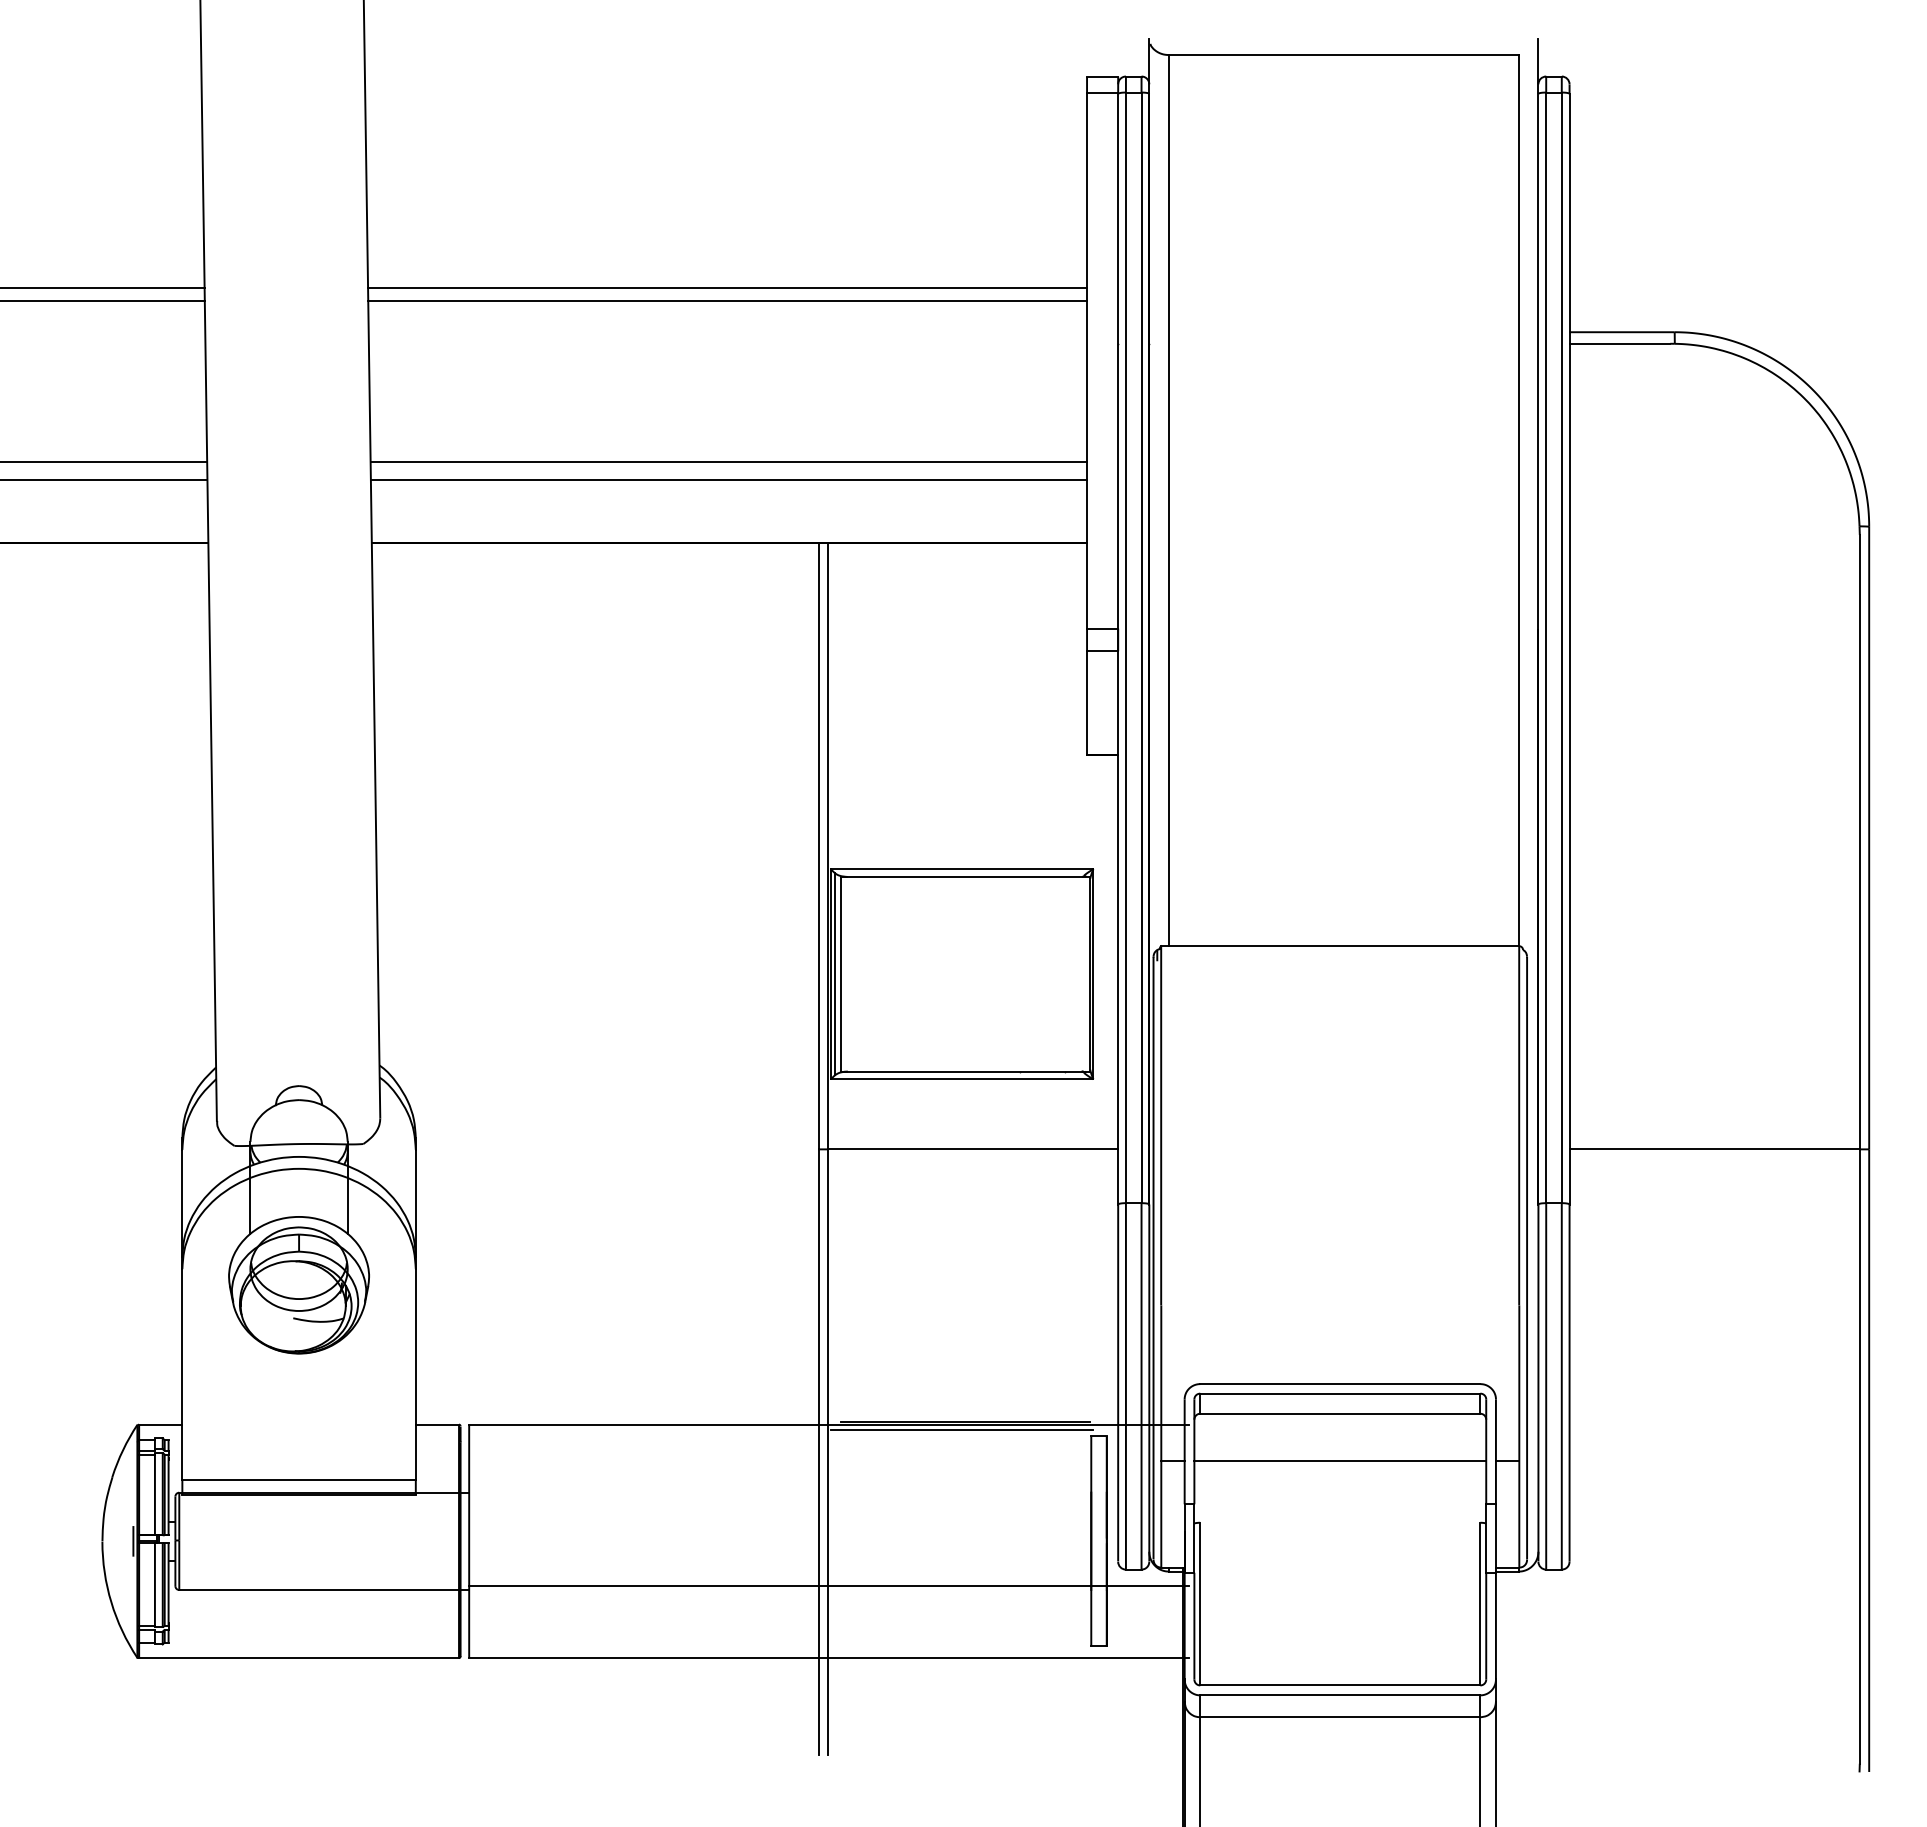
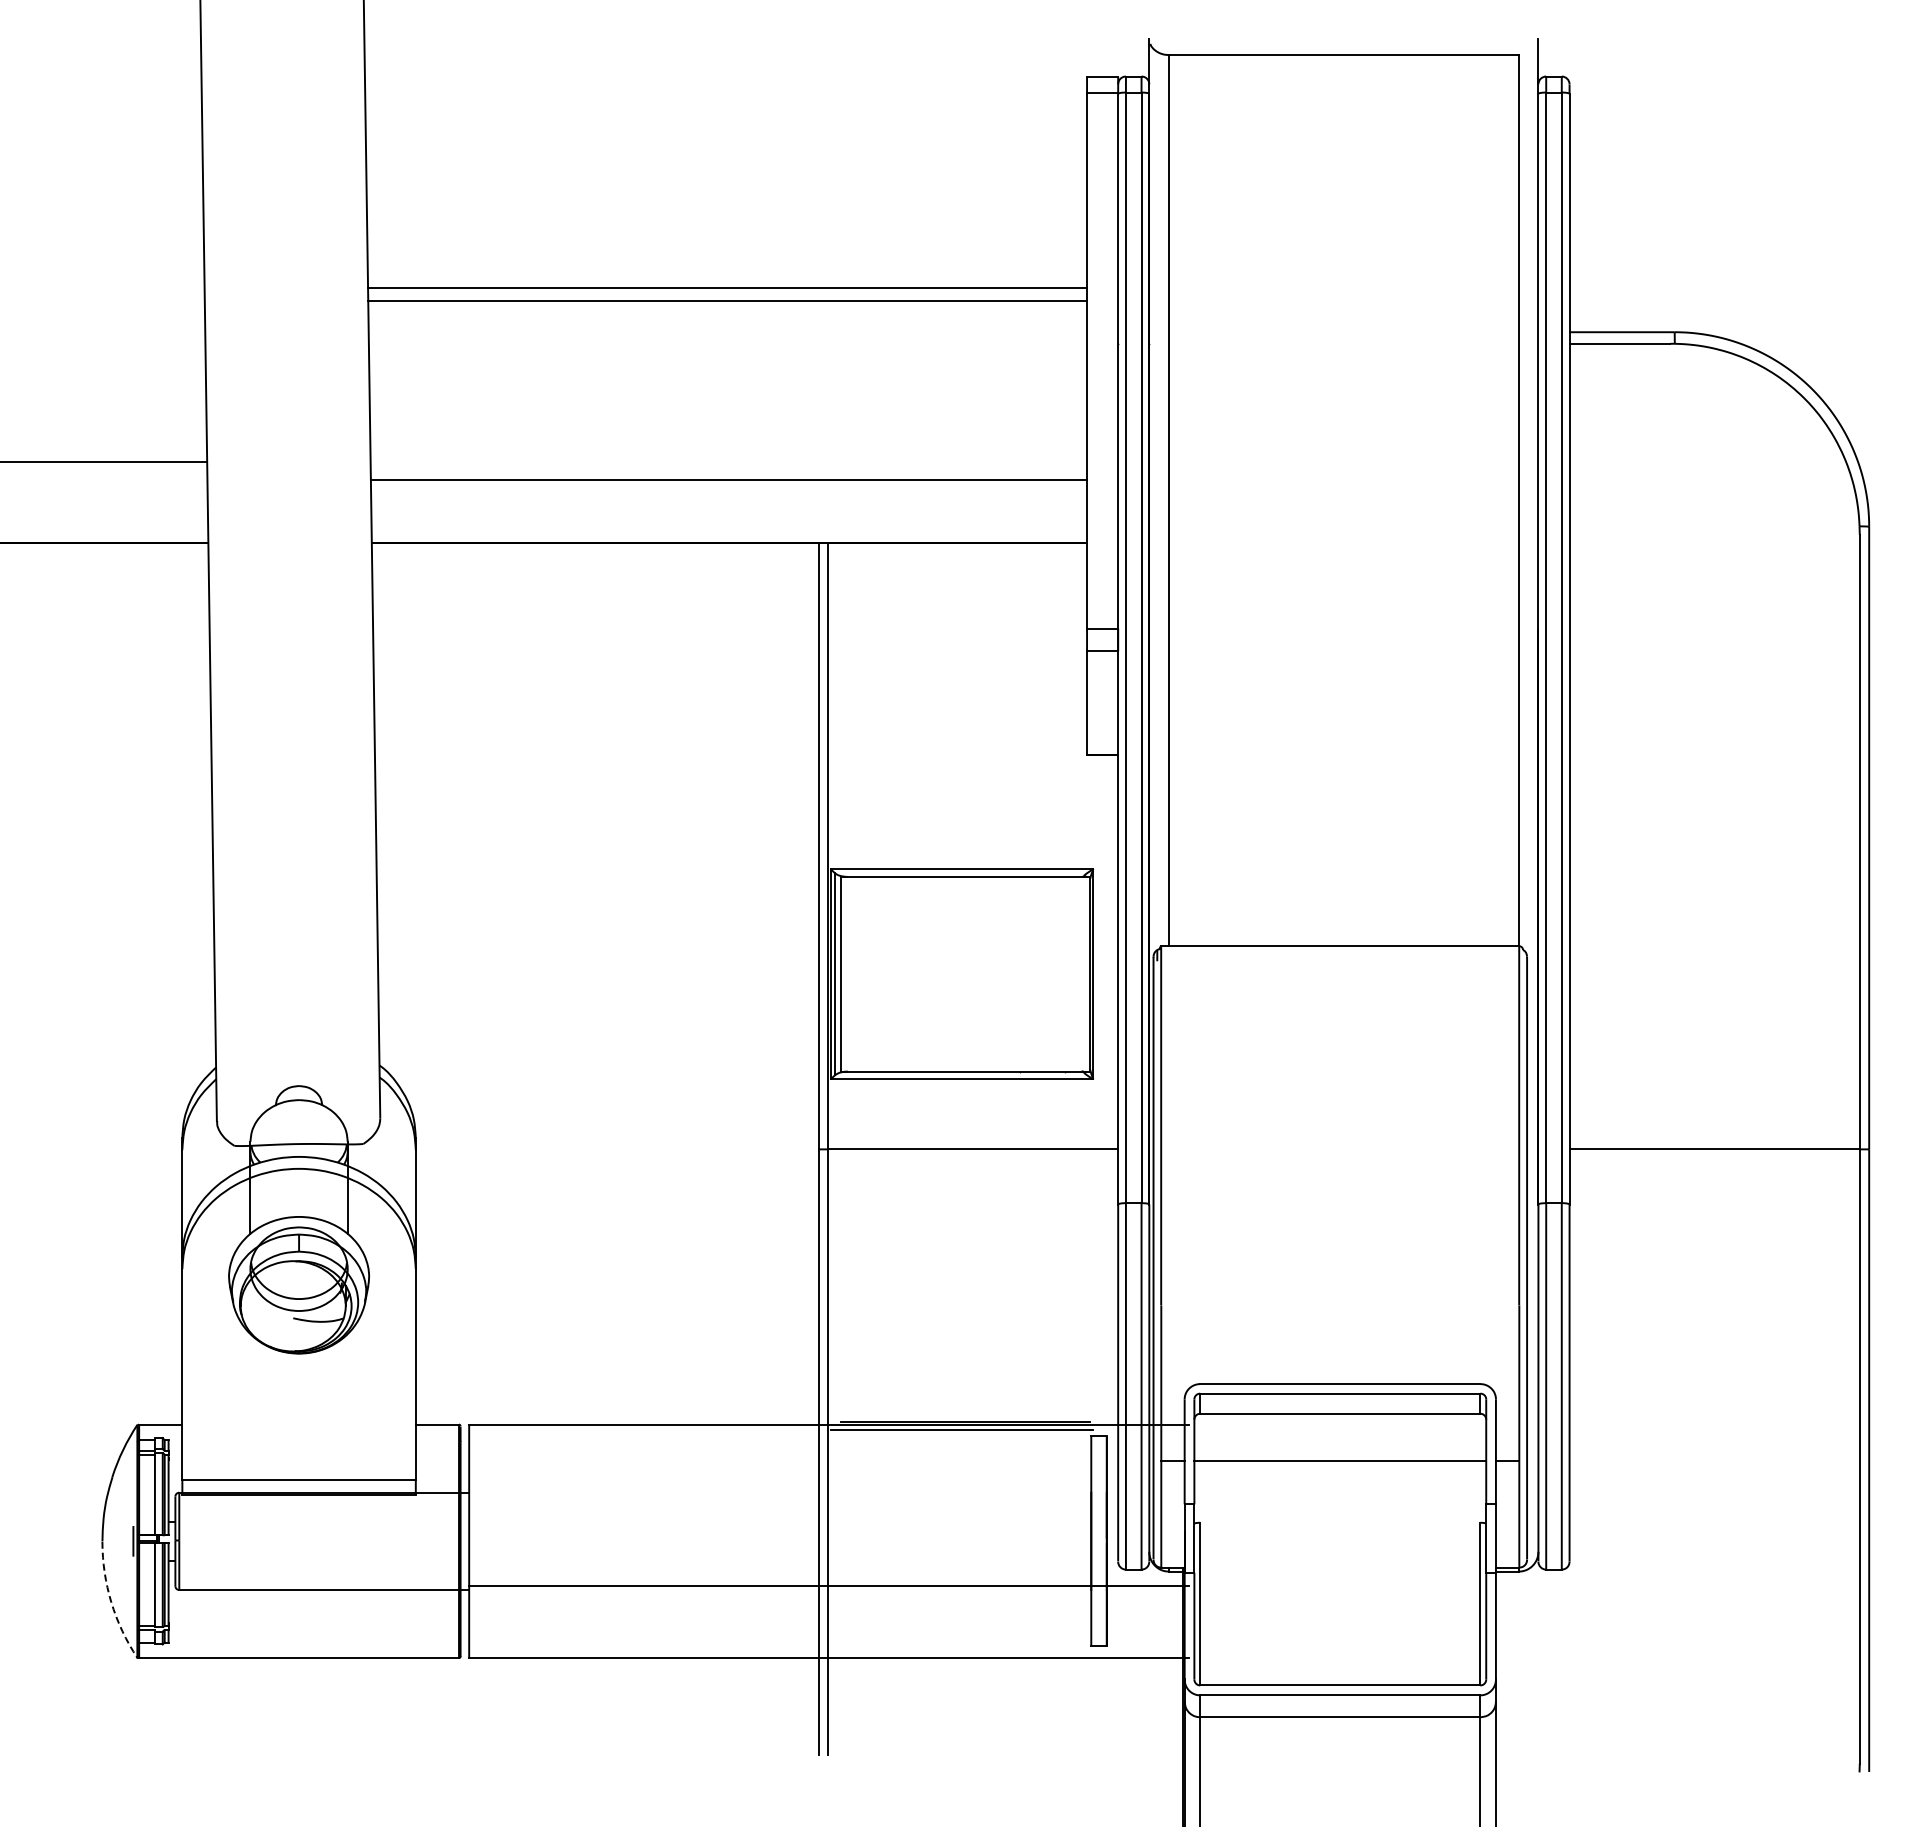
line: present -> none (103, 288)
line: present -> none (103, 300)
line: present -> none (728, 461)
line: present -> none (104, 479)
arc: solid -> dashed (111, 1602)
